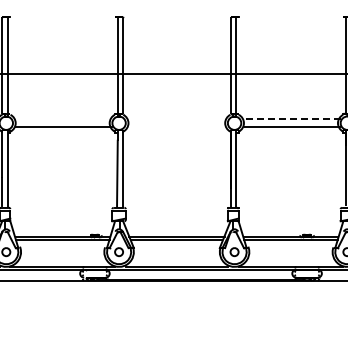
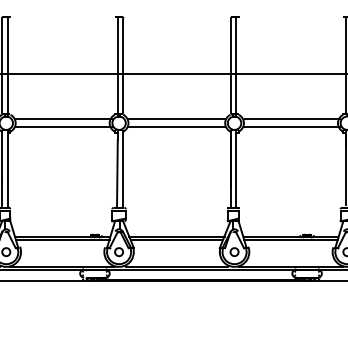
line: none -> present (63, 119)
line: none -> present (176, 119)
line: dashed -> solid (292, 119)
line: none -> present (176, 127)
